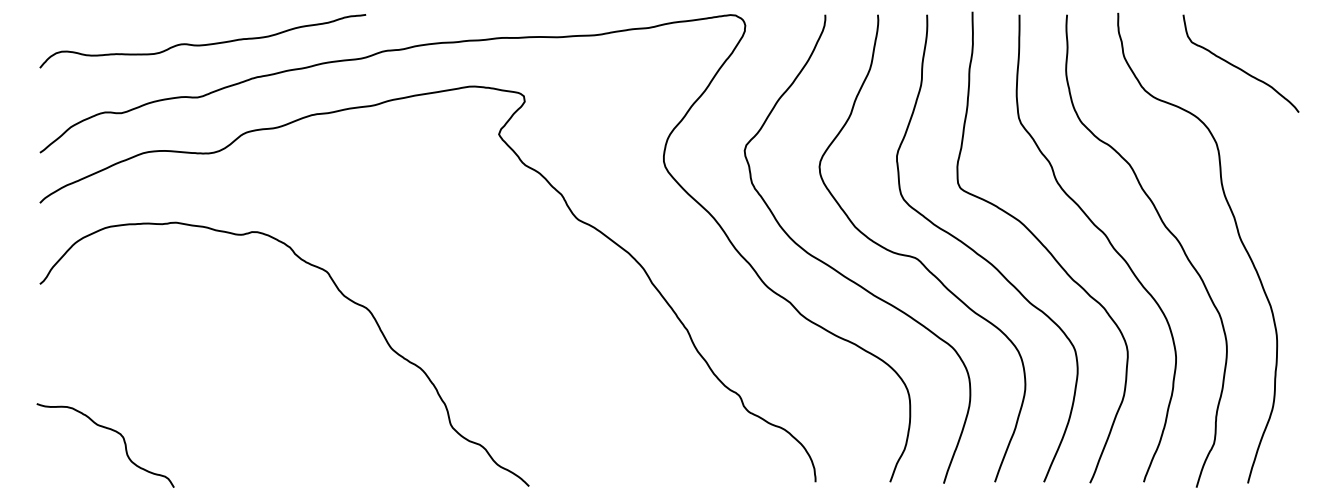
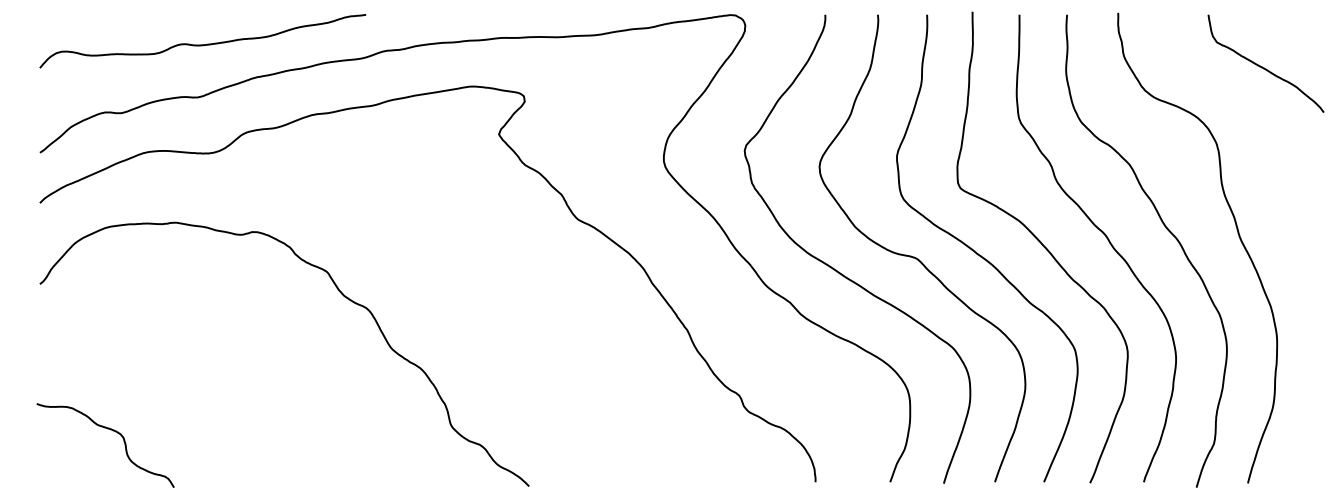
curve position: (1239, 67) -> (1264, 67) (1264, 67)
